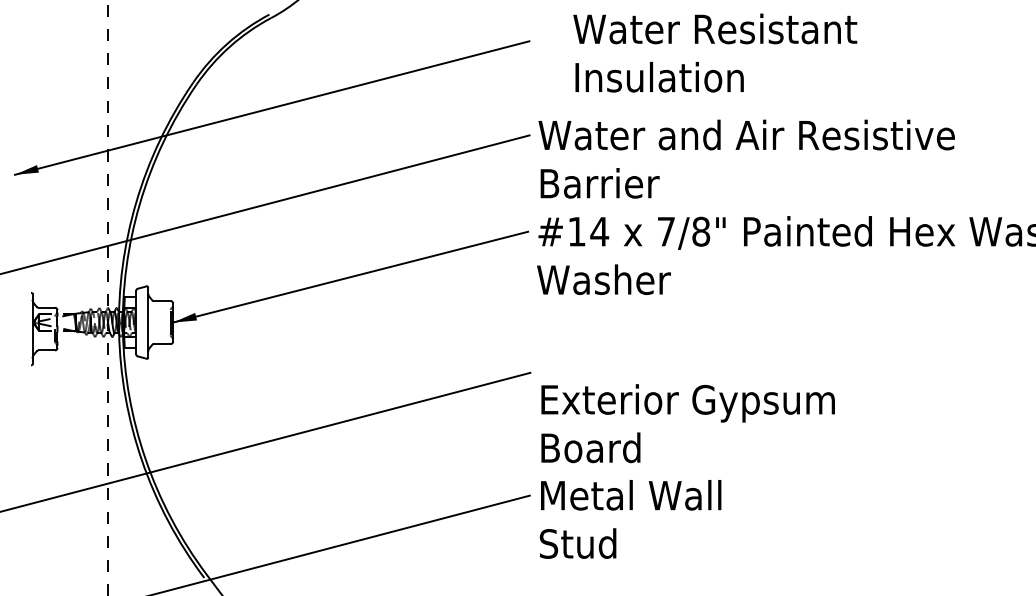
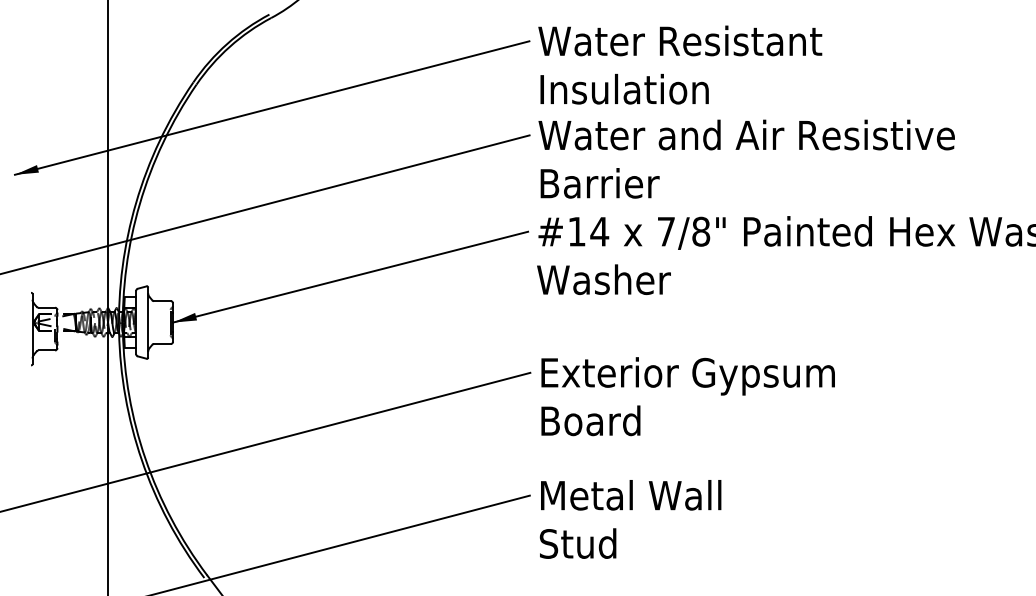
text position: (715, 52) -> (680, 64) (680, 64)
line: dashed -> solid (107, 298)
text position: (687, 423) -> (687, 396) (687, 396)
